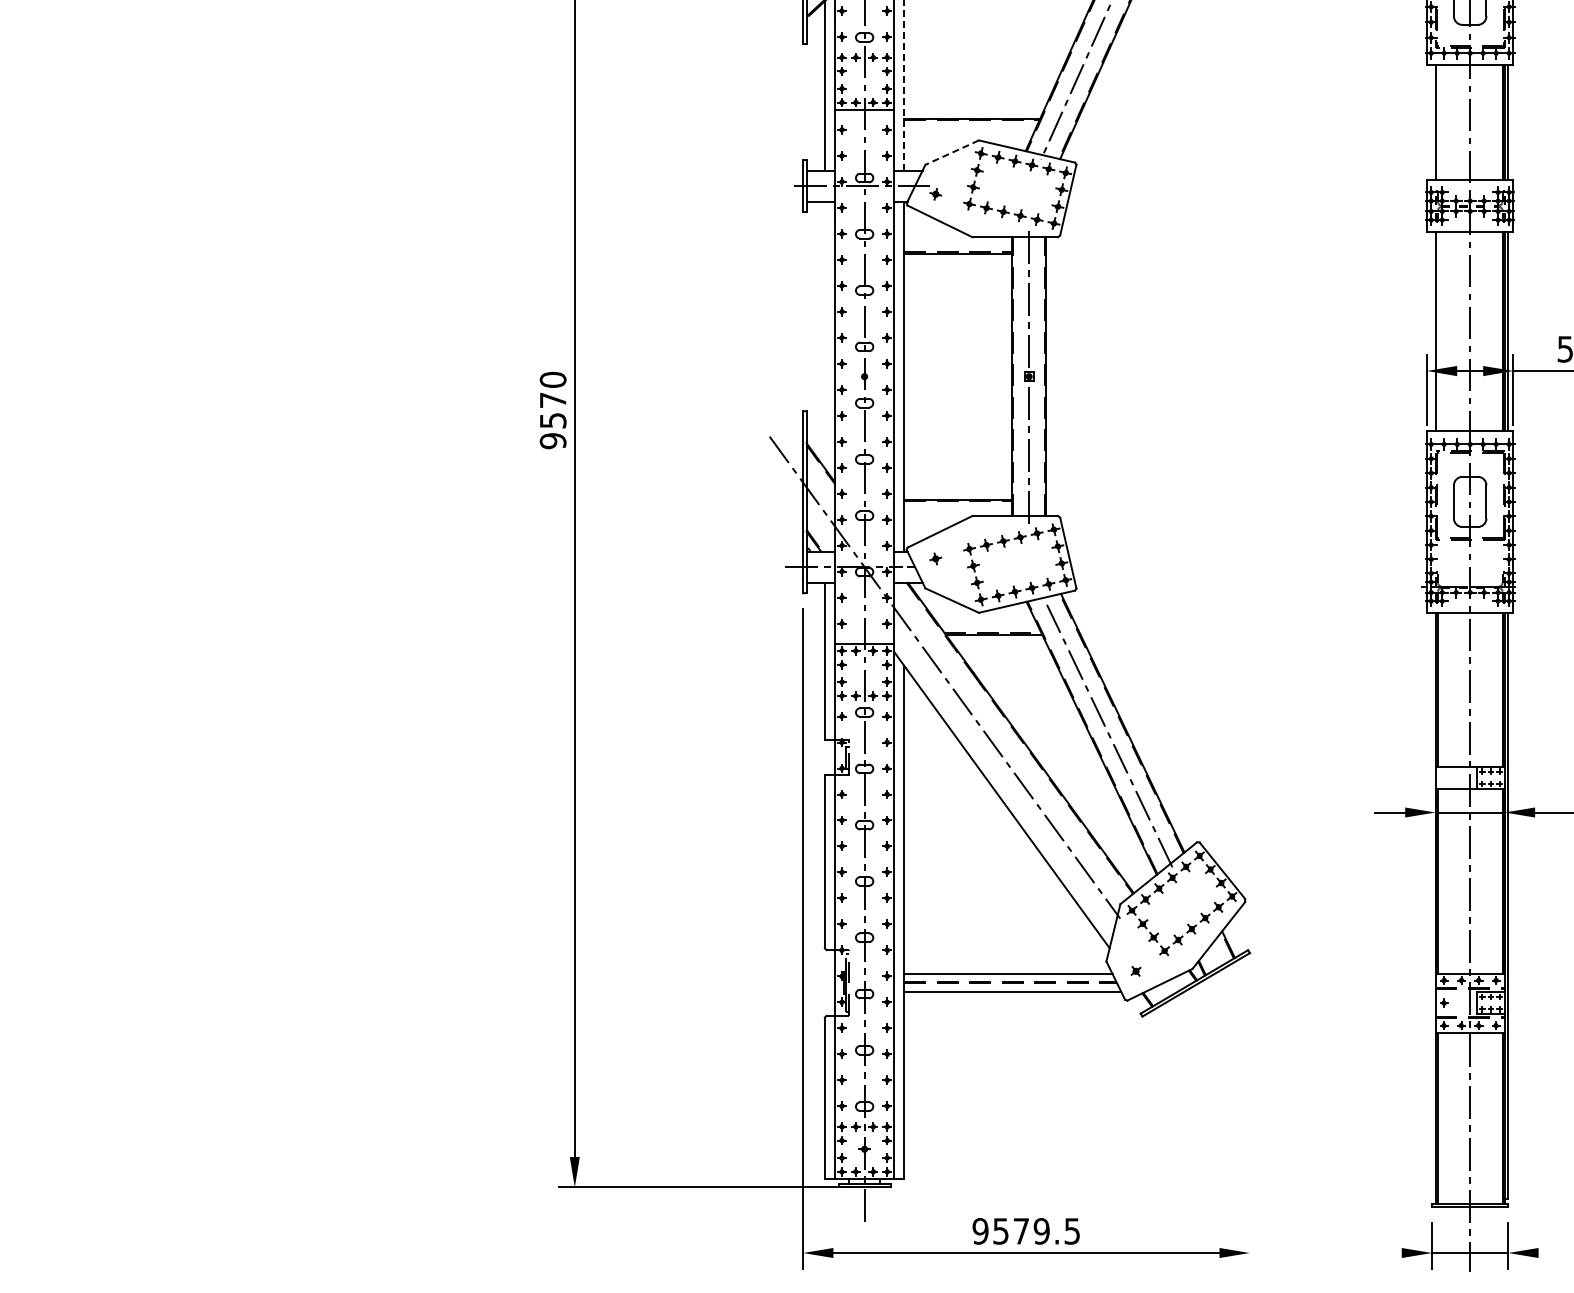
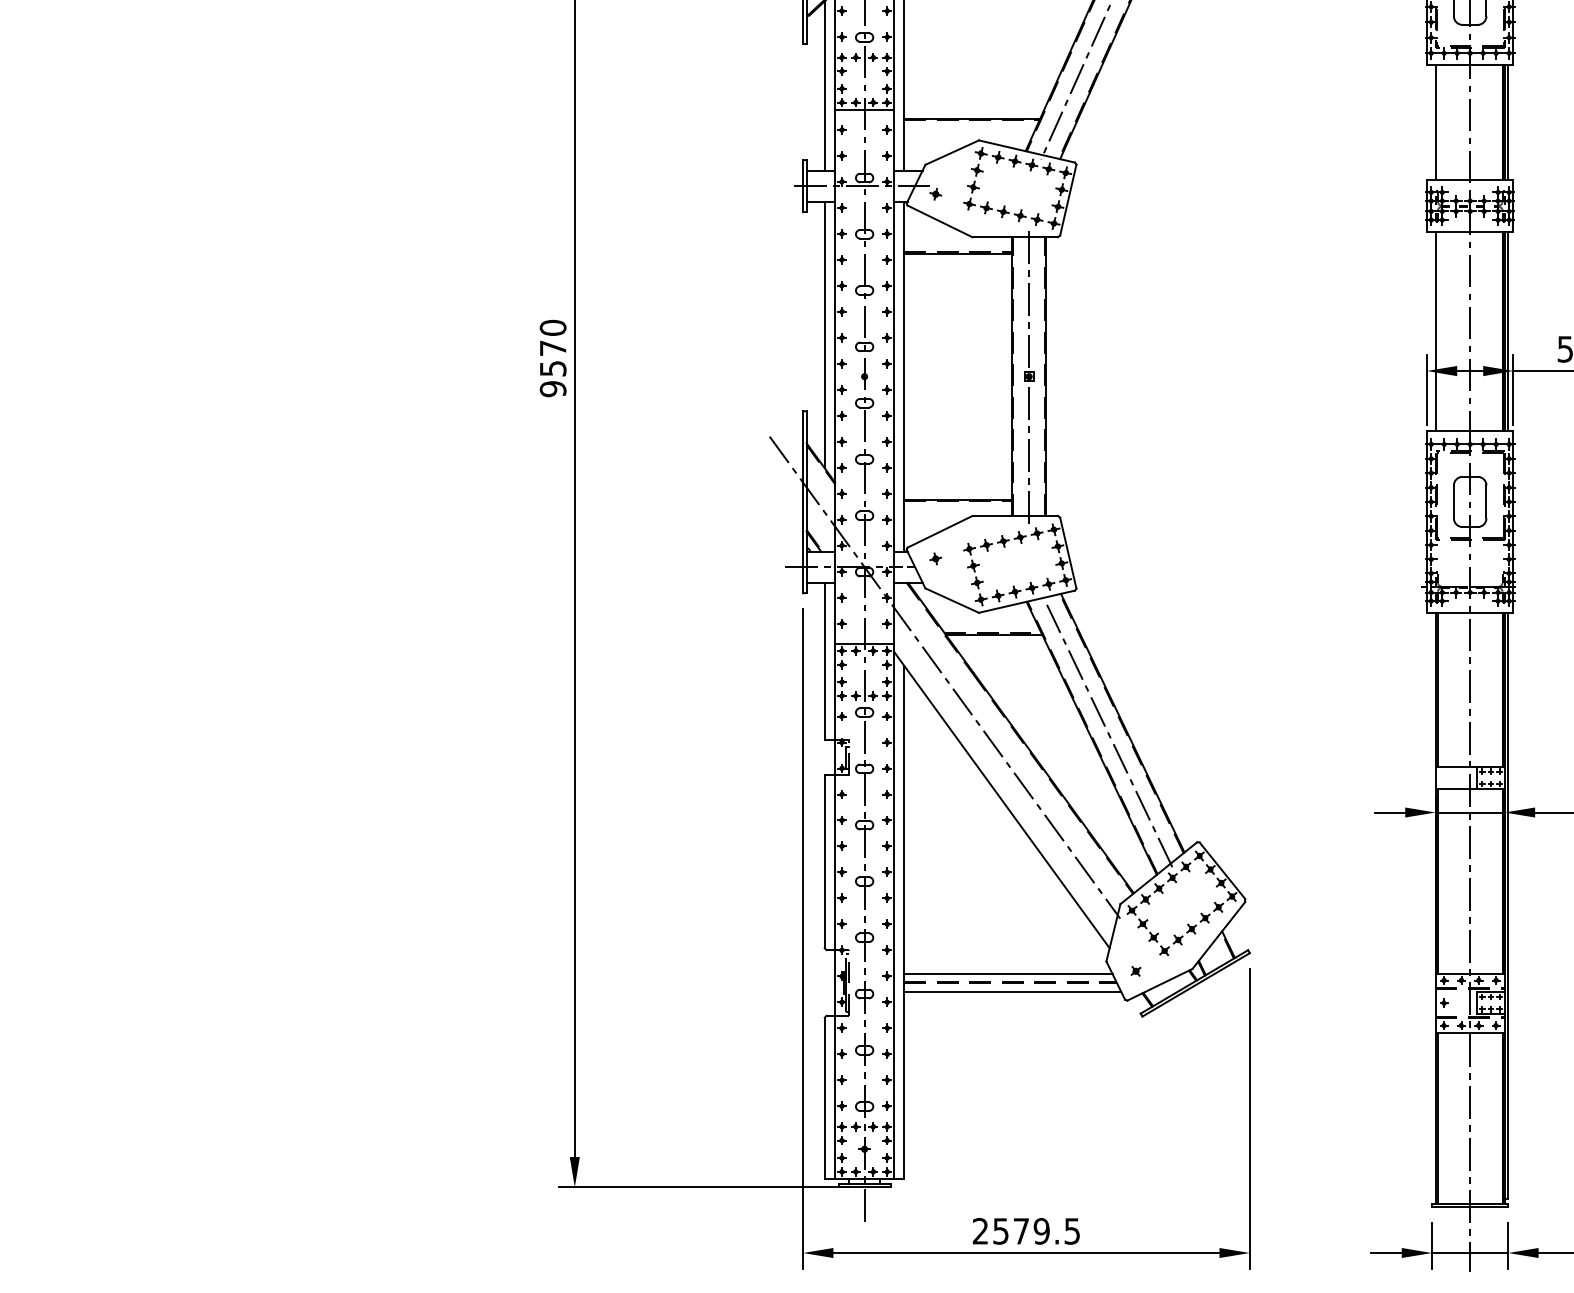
line: dashed -> solid (904, 84)
line: dashed -> solid (951, 152)
line: none -> present (824, 334)
text position: (552, 410) -> (552, 358) (552, 358)
line: none -> present (1249, 1118)
text: 9579.5 -> 2579.5 (980, 1231)
line: none -> present (1386, 1253)
line: none -> present (1554, 1253)
